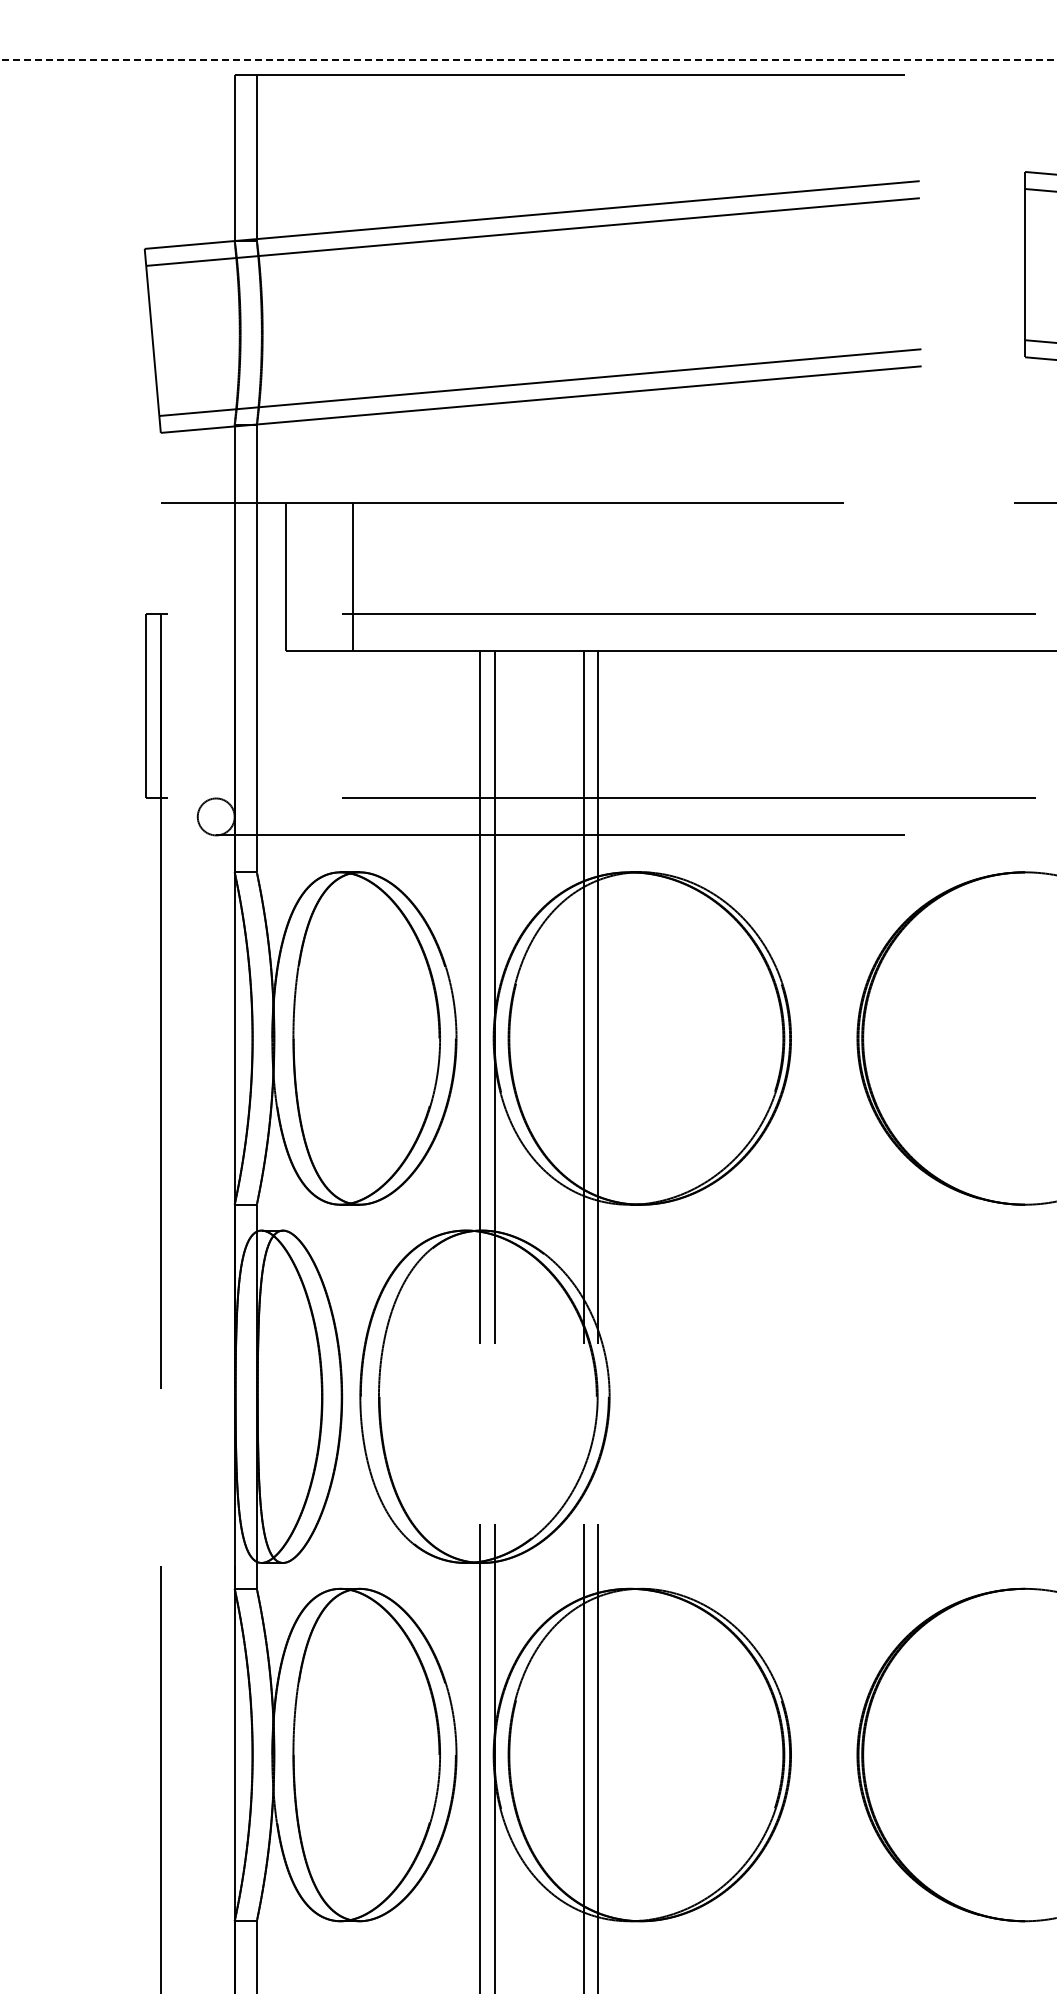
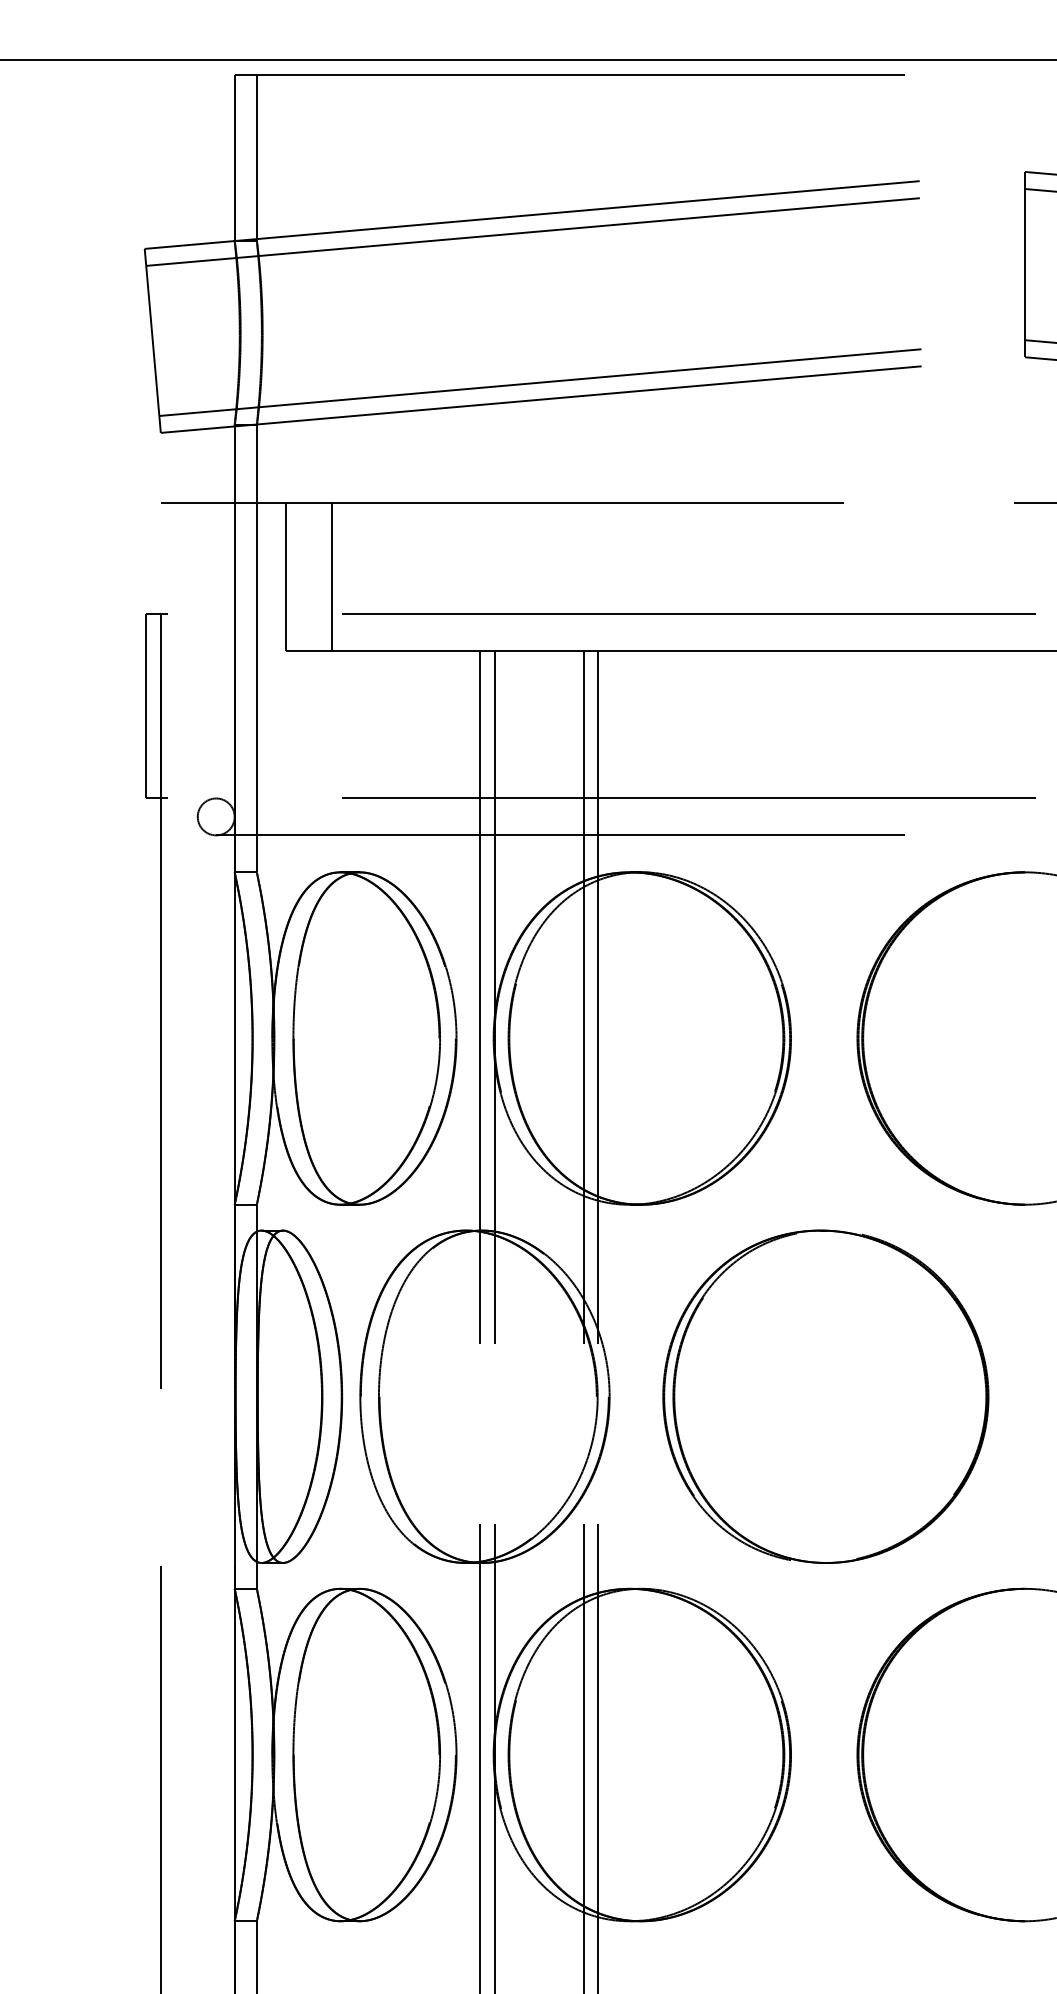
line: dashed -> solid (529, 59)
line position: (353, 576) -> (332, 576) (332, 576)
part: none -> present (825, 1396)
